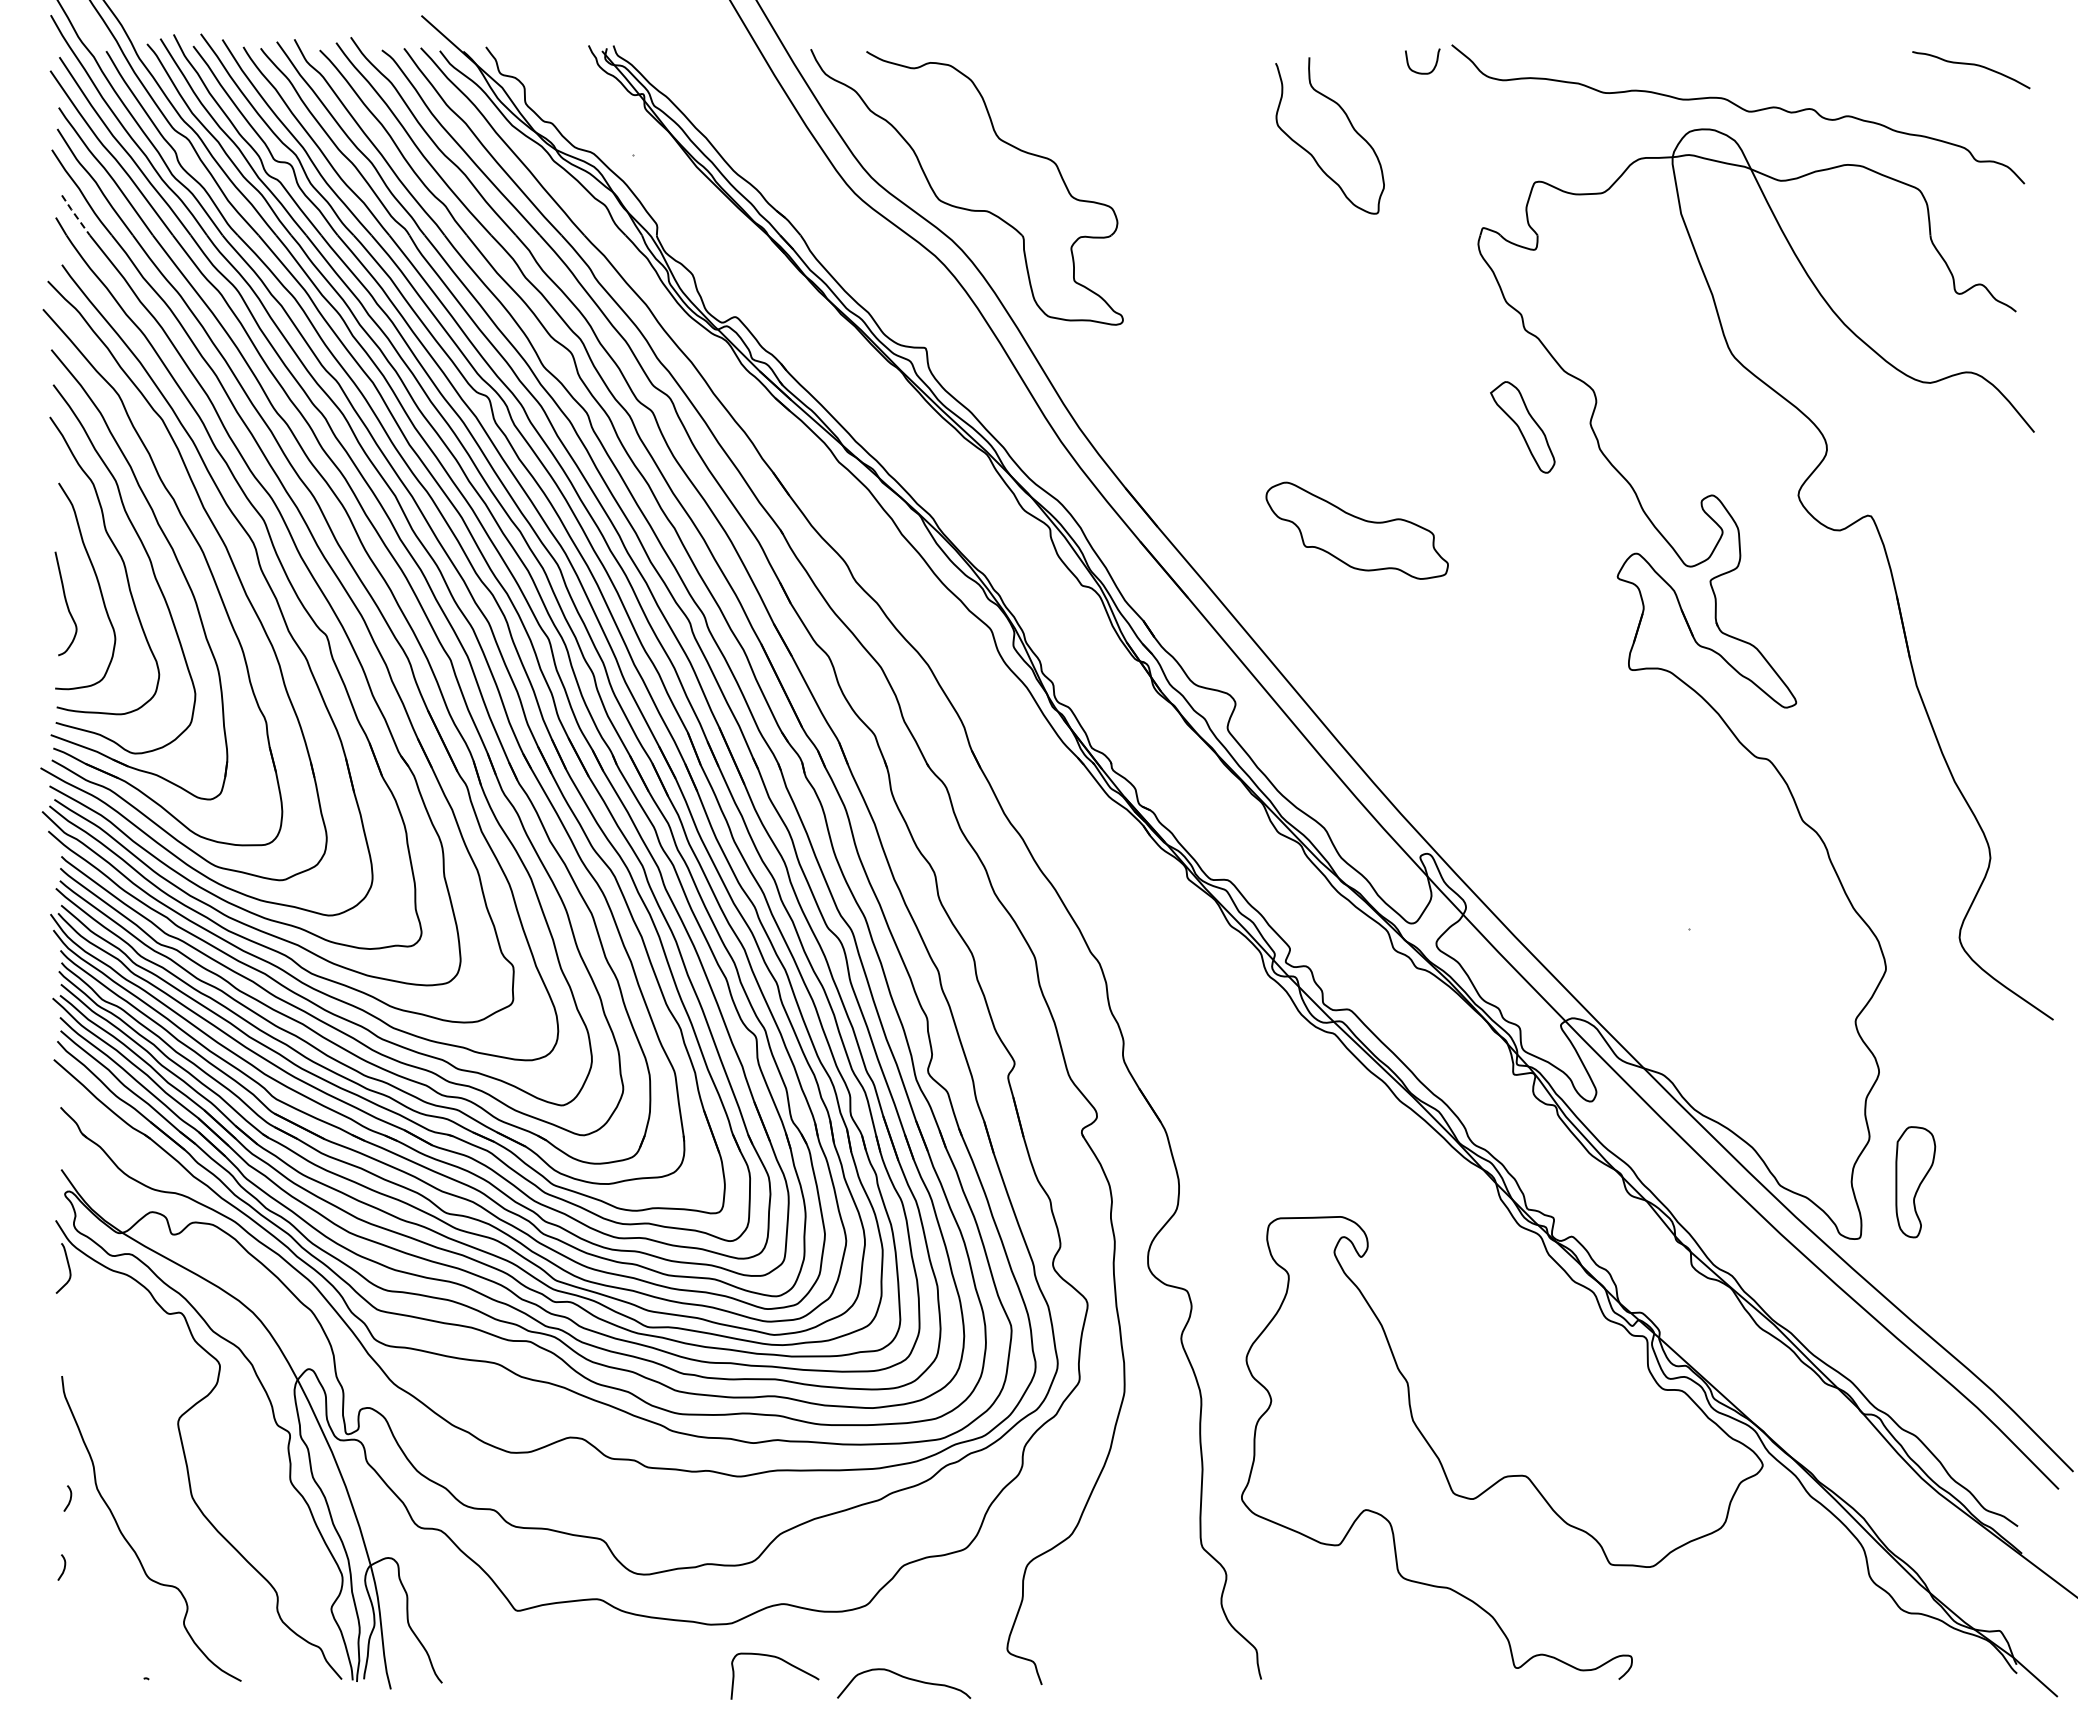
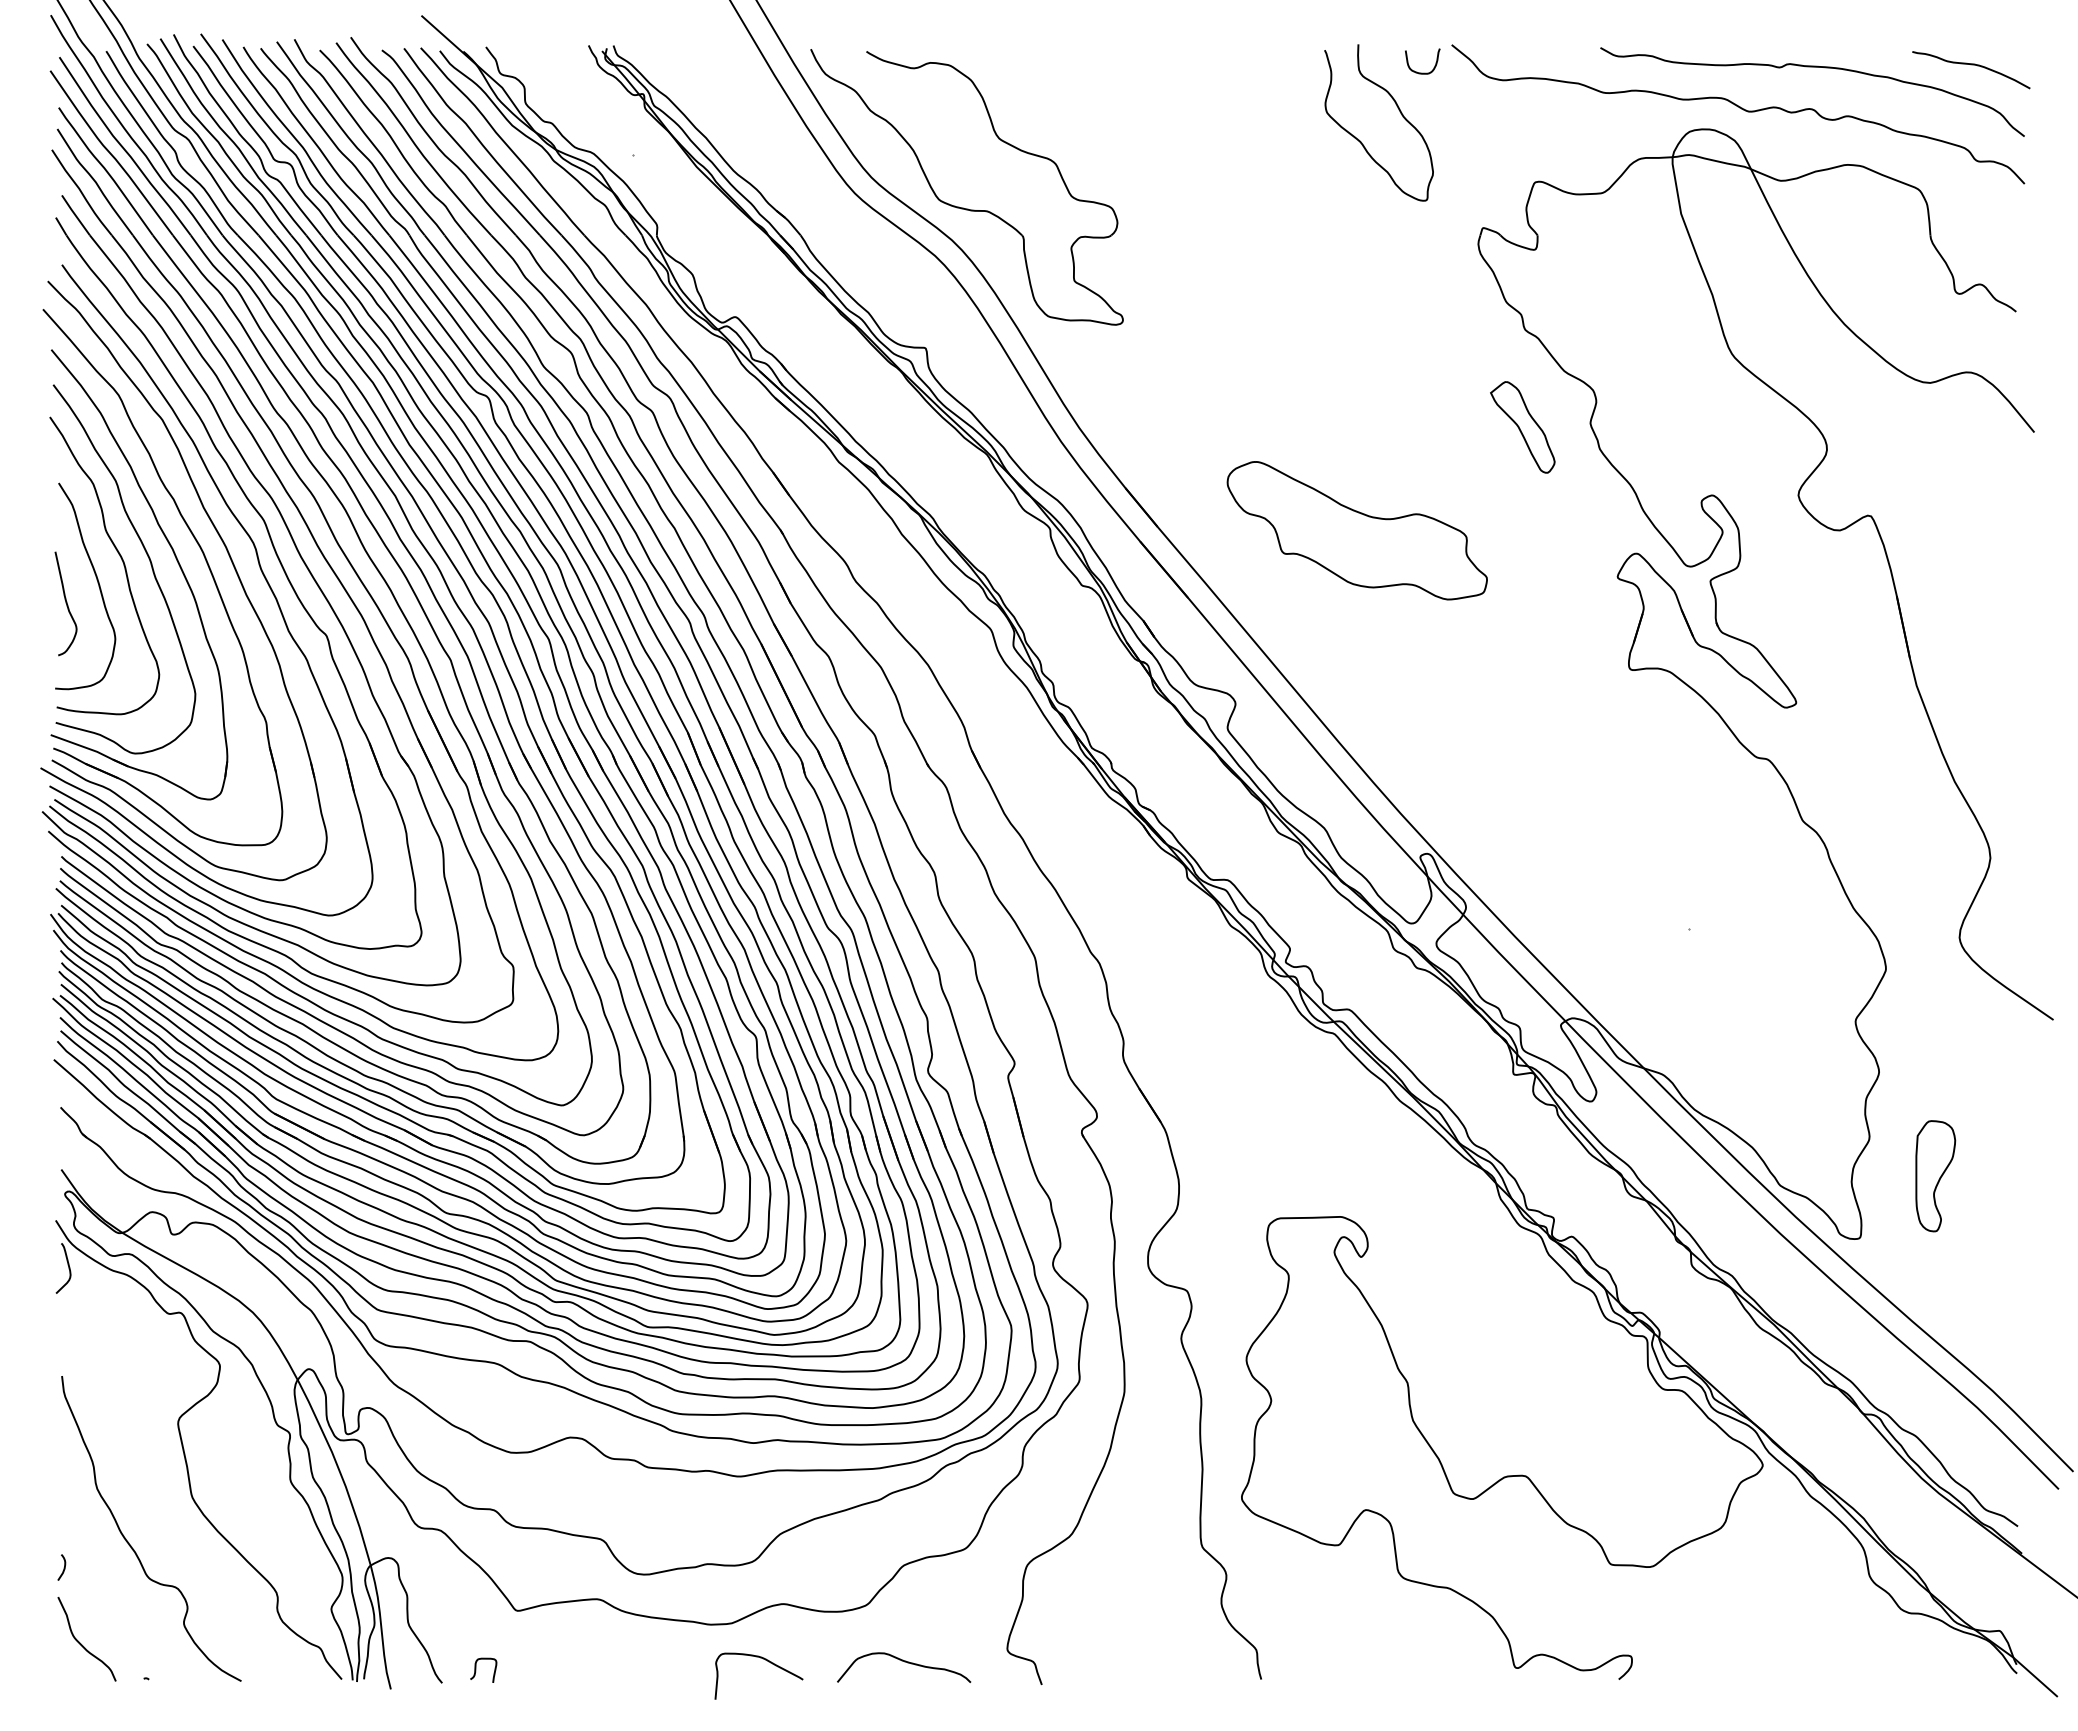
curve: none -> present (1812, 67)
curve position: (1349, 123) -> (1398, 110) (1398, 110)
line: dashed -> solid (75, 215)
part size: 184x99 px -> 262x140 px (1356, 530)
part position: (1915, 1182) -> (1935, 1176) (1935, 1176)
curve: present -> none (69, 1498)
curve: none -> present (81, 1643)
curve position: (784, 1662) -> (768, 1662) (768, 1662)
curve: none -> present (476, 1669)
curve position: (904, 1678) -> (904, 1662) (904, 1662)
